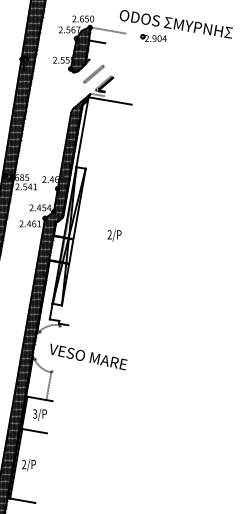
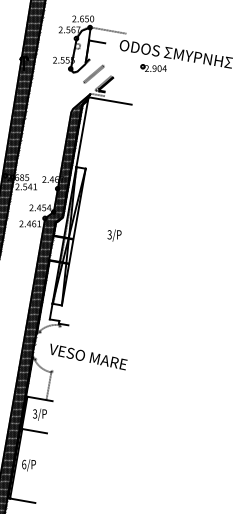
part position: (175, 25) -> (175, 55) (175, 55)
hatch: present -> none (80, 49)
text: 2/P -> 3/P (109, 235)
text: 2/P -> 6/P (24, 464)
